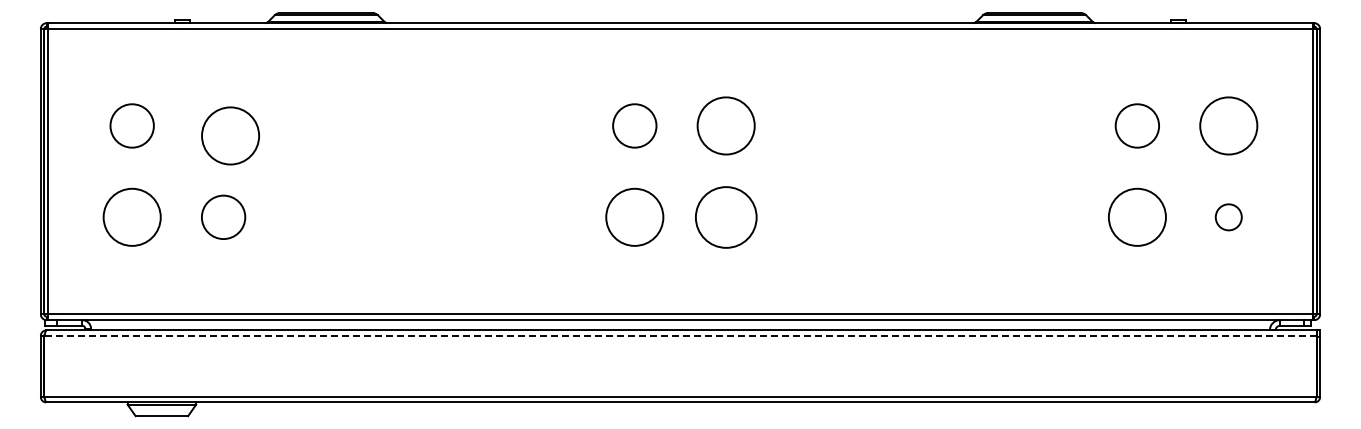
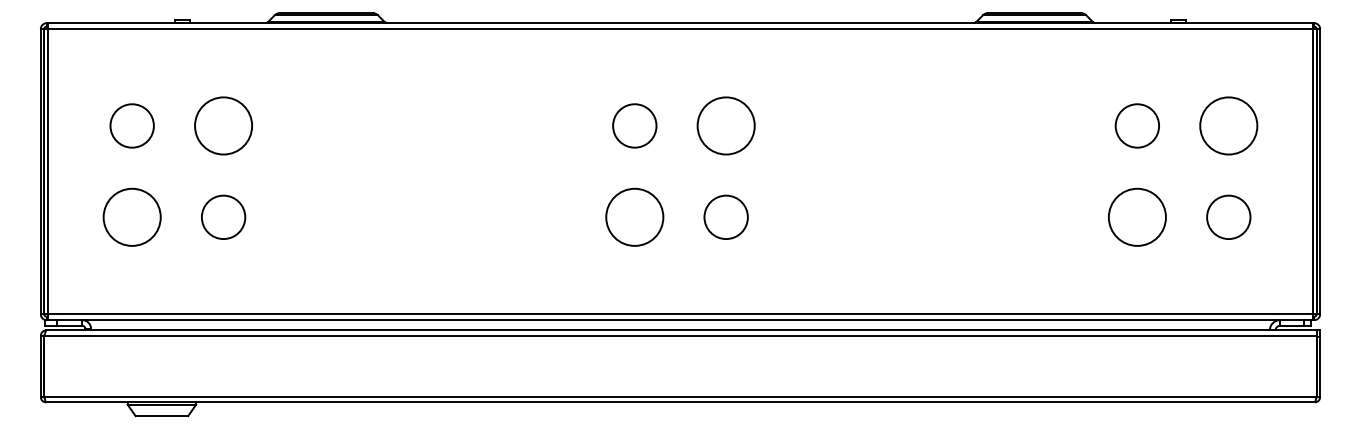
circle position: (230, 135) -> (223, 125) (223, 125)
circle size: 63x63 px -> 46x46 px (725, 216)
circle diameter: 26 px -> 43 px (1228, 217)
line: dashed -> solid (680, 335)
